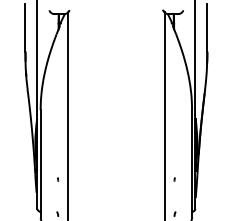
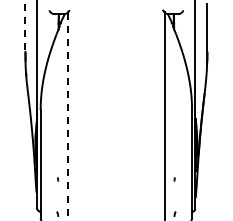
line: solid -> dashed (25, 28)
line: solid -> dashed (67, 116)
